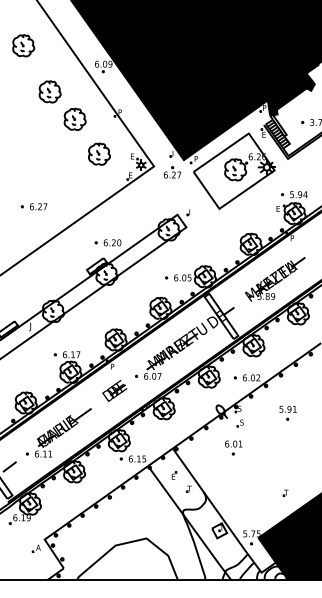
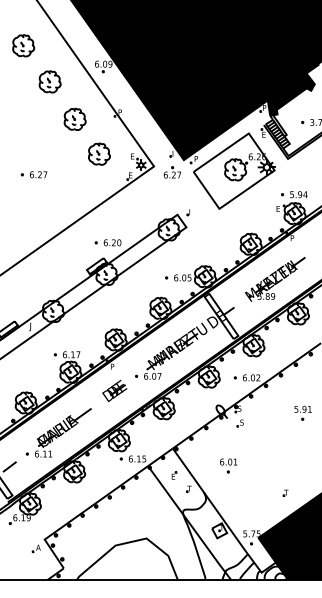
part position: (49, 91) -> (49, 81) (49, 81)
part position: (33, 206) -> (33, 174) (33, 174)
part position: (287, 412) -> (302, 412) (302, 412)
part position: (233, 447) -> (228, 465) (228, 465)
